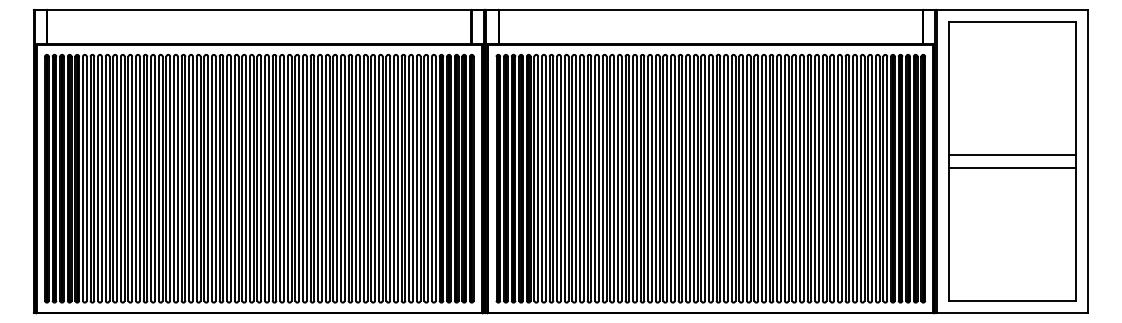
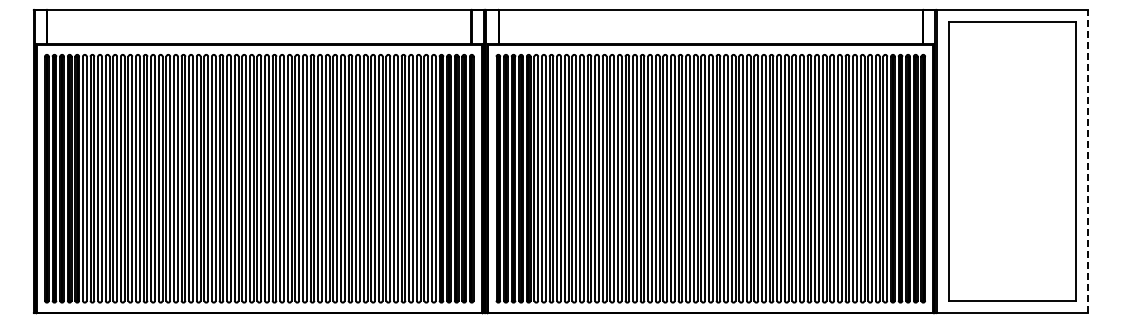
line: present -> none (1012, 155)
line: solid -> dashed (1088, 161)
line: present -> none (1012, 167)
